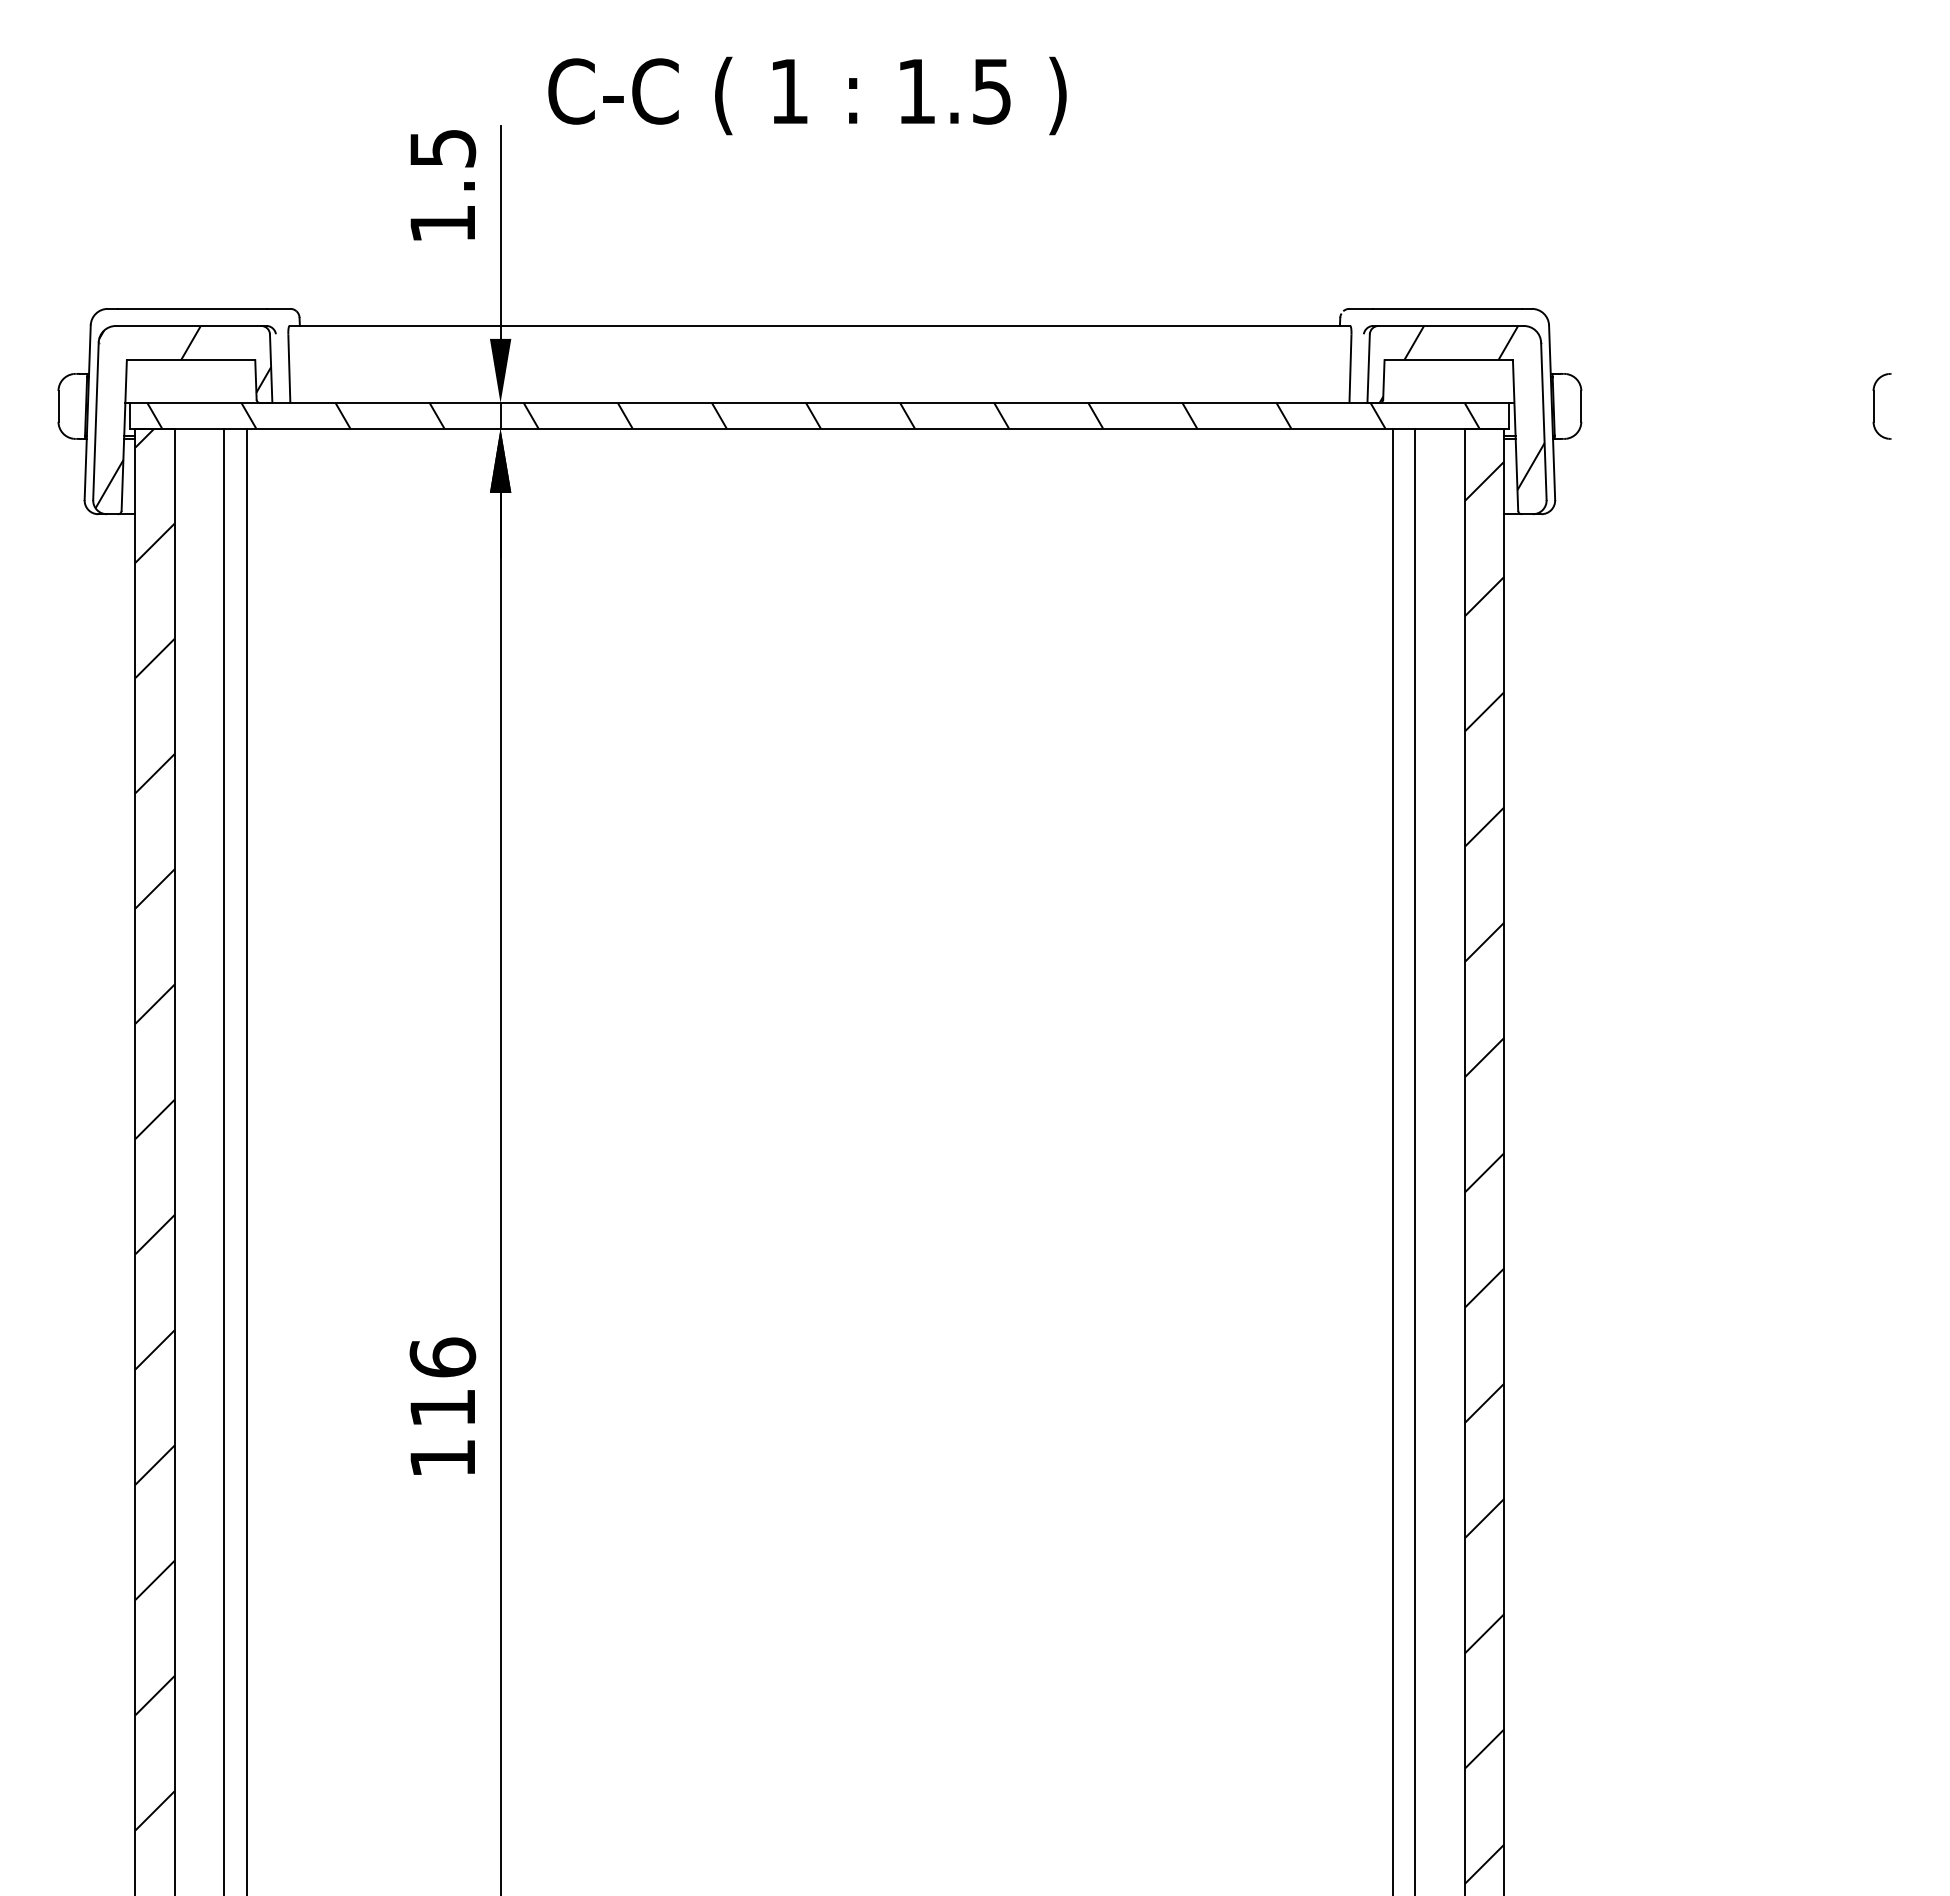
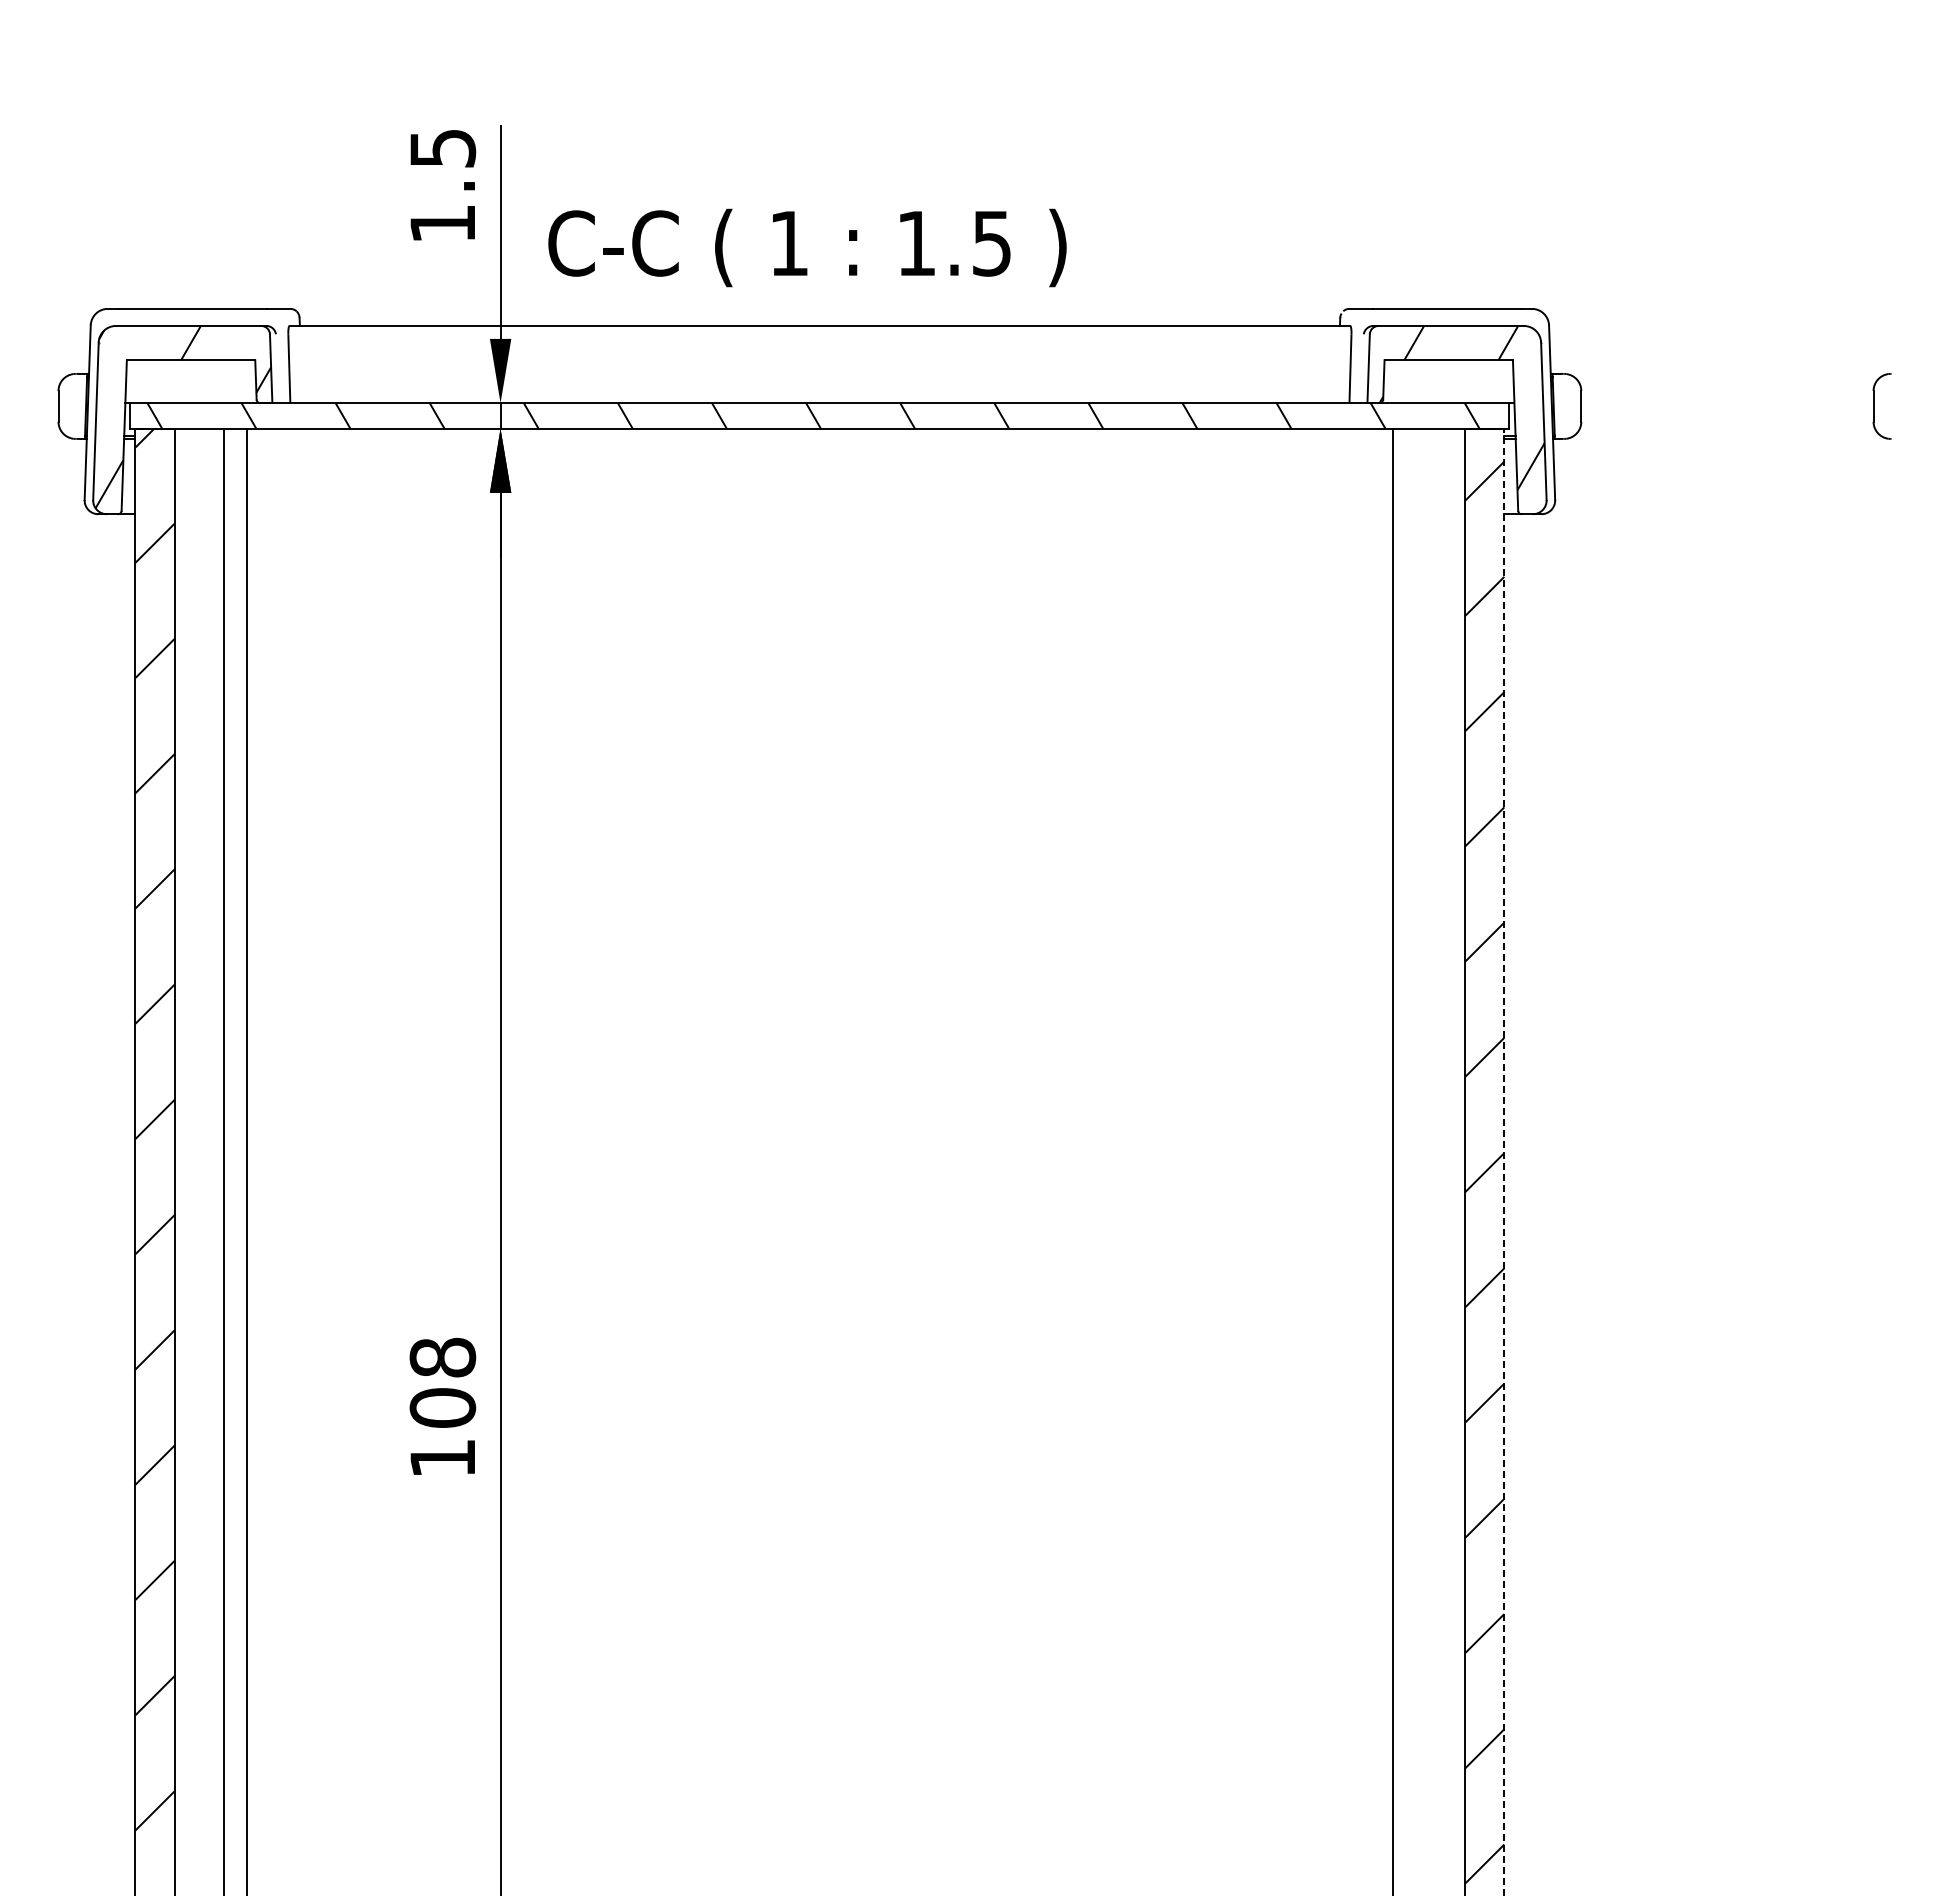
text position: (807, 95) -> (807, 247) (807, 247)
line: present -> none (1415, 1160)
line: solid -> dashed (1504, 1161)
text: 116 -> 108 (442, 1382)
